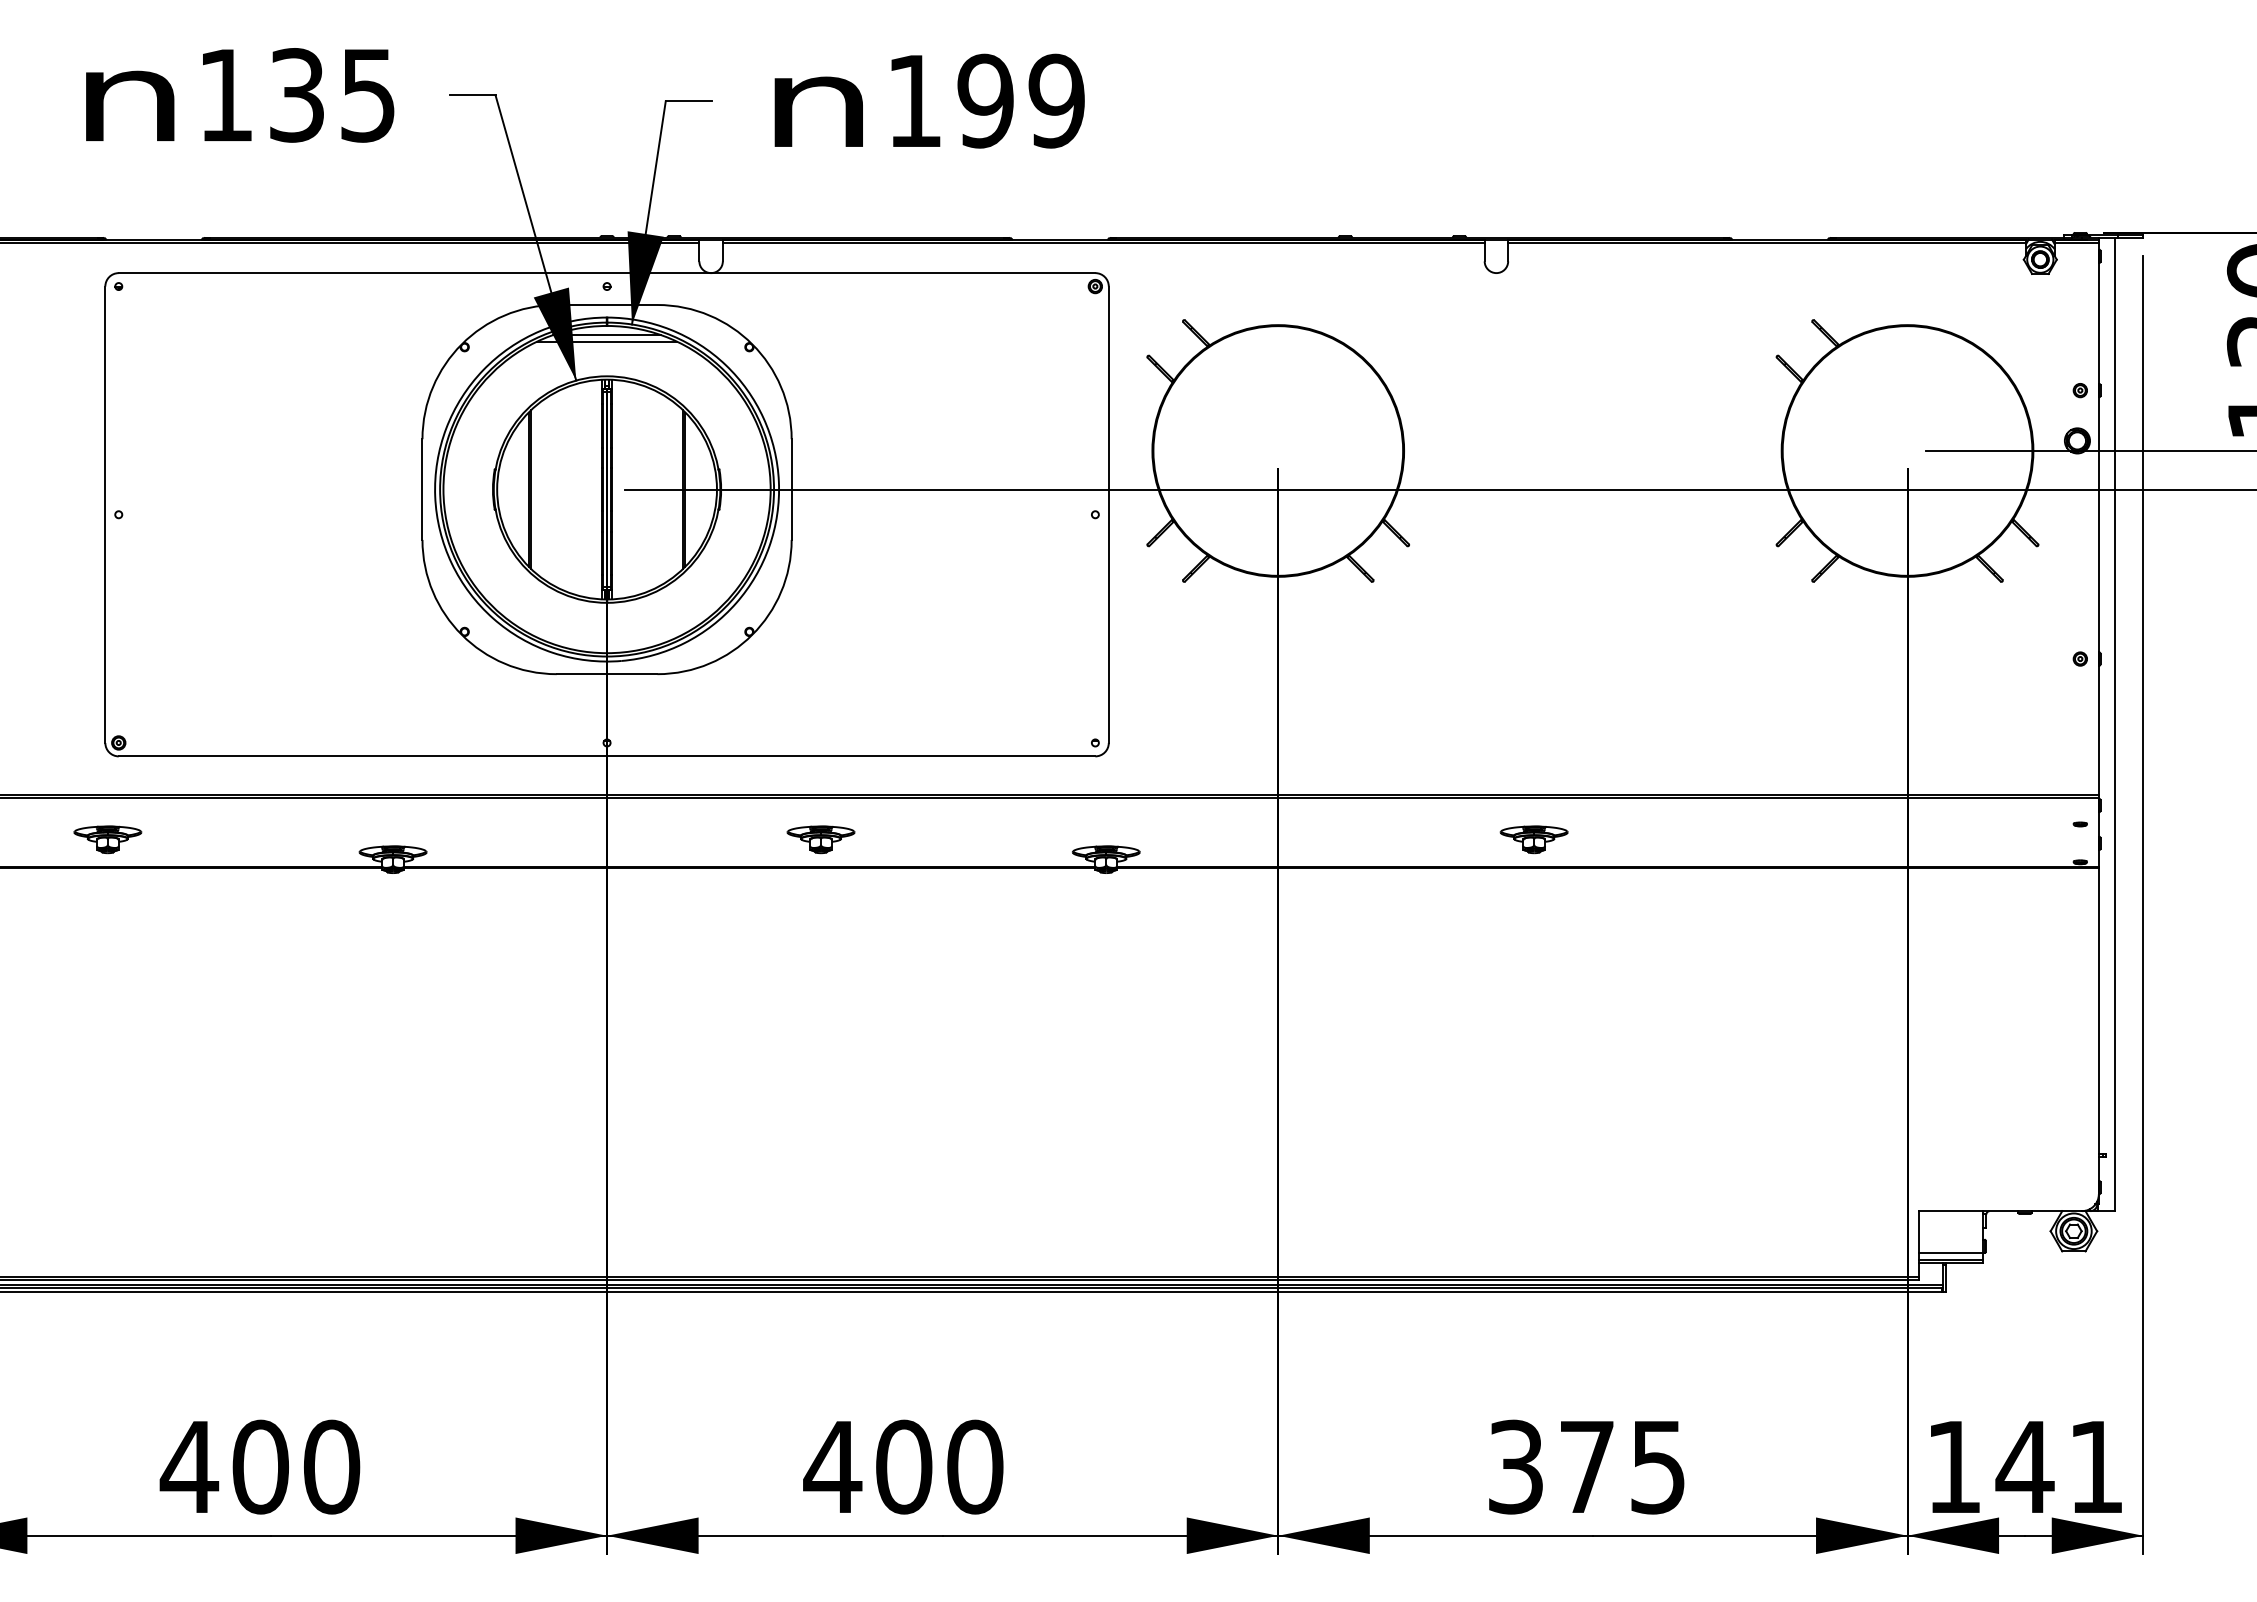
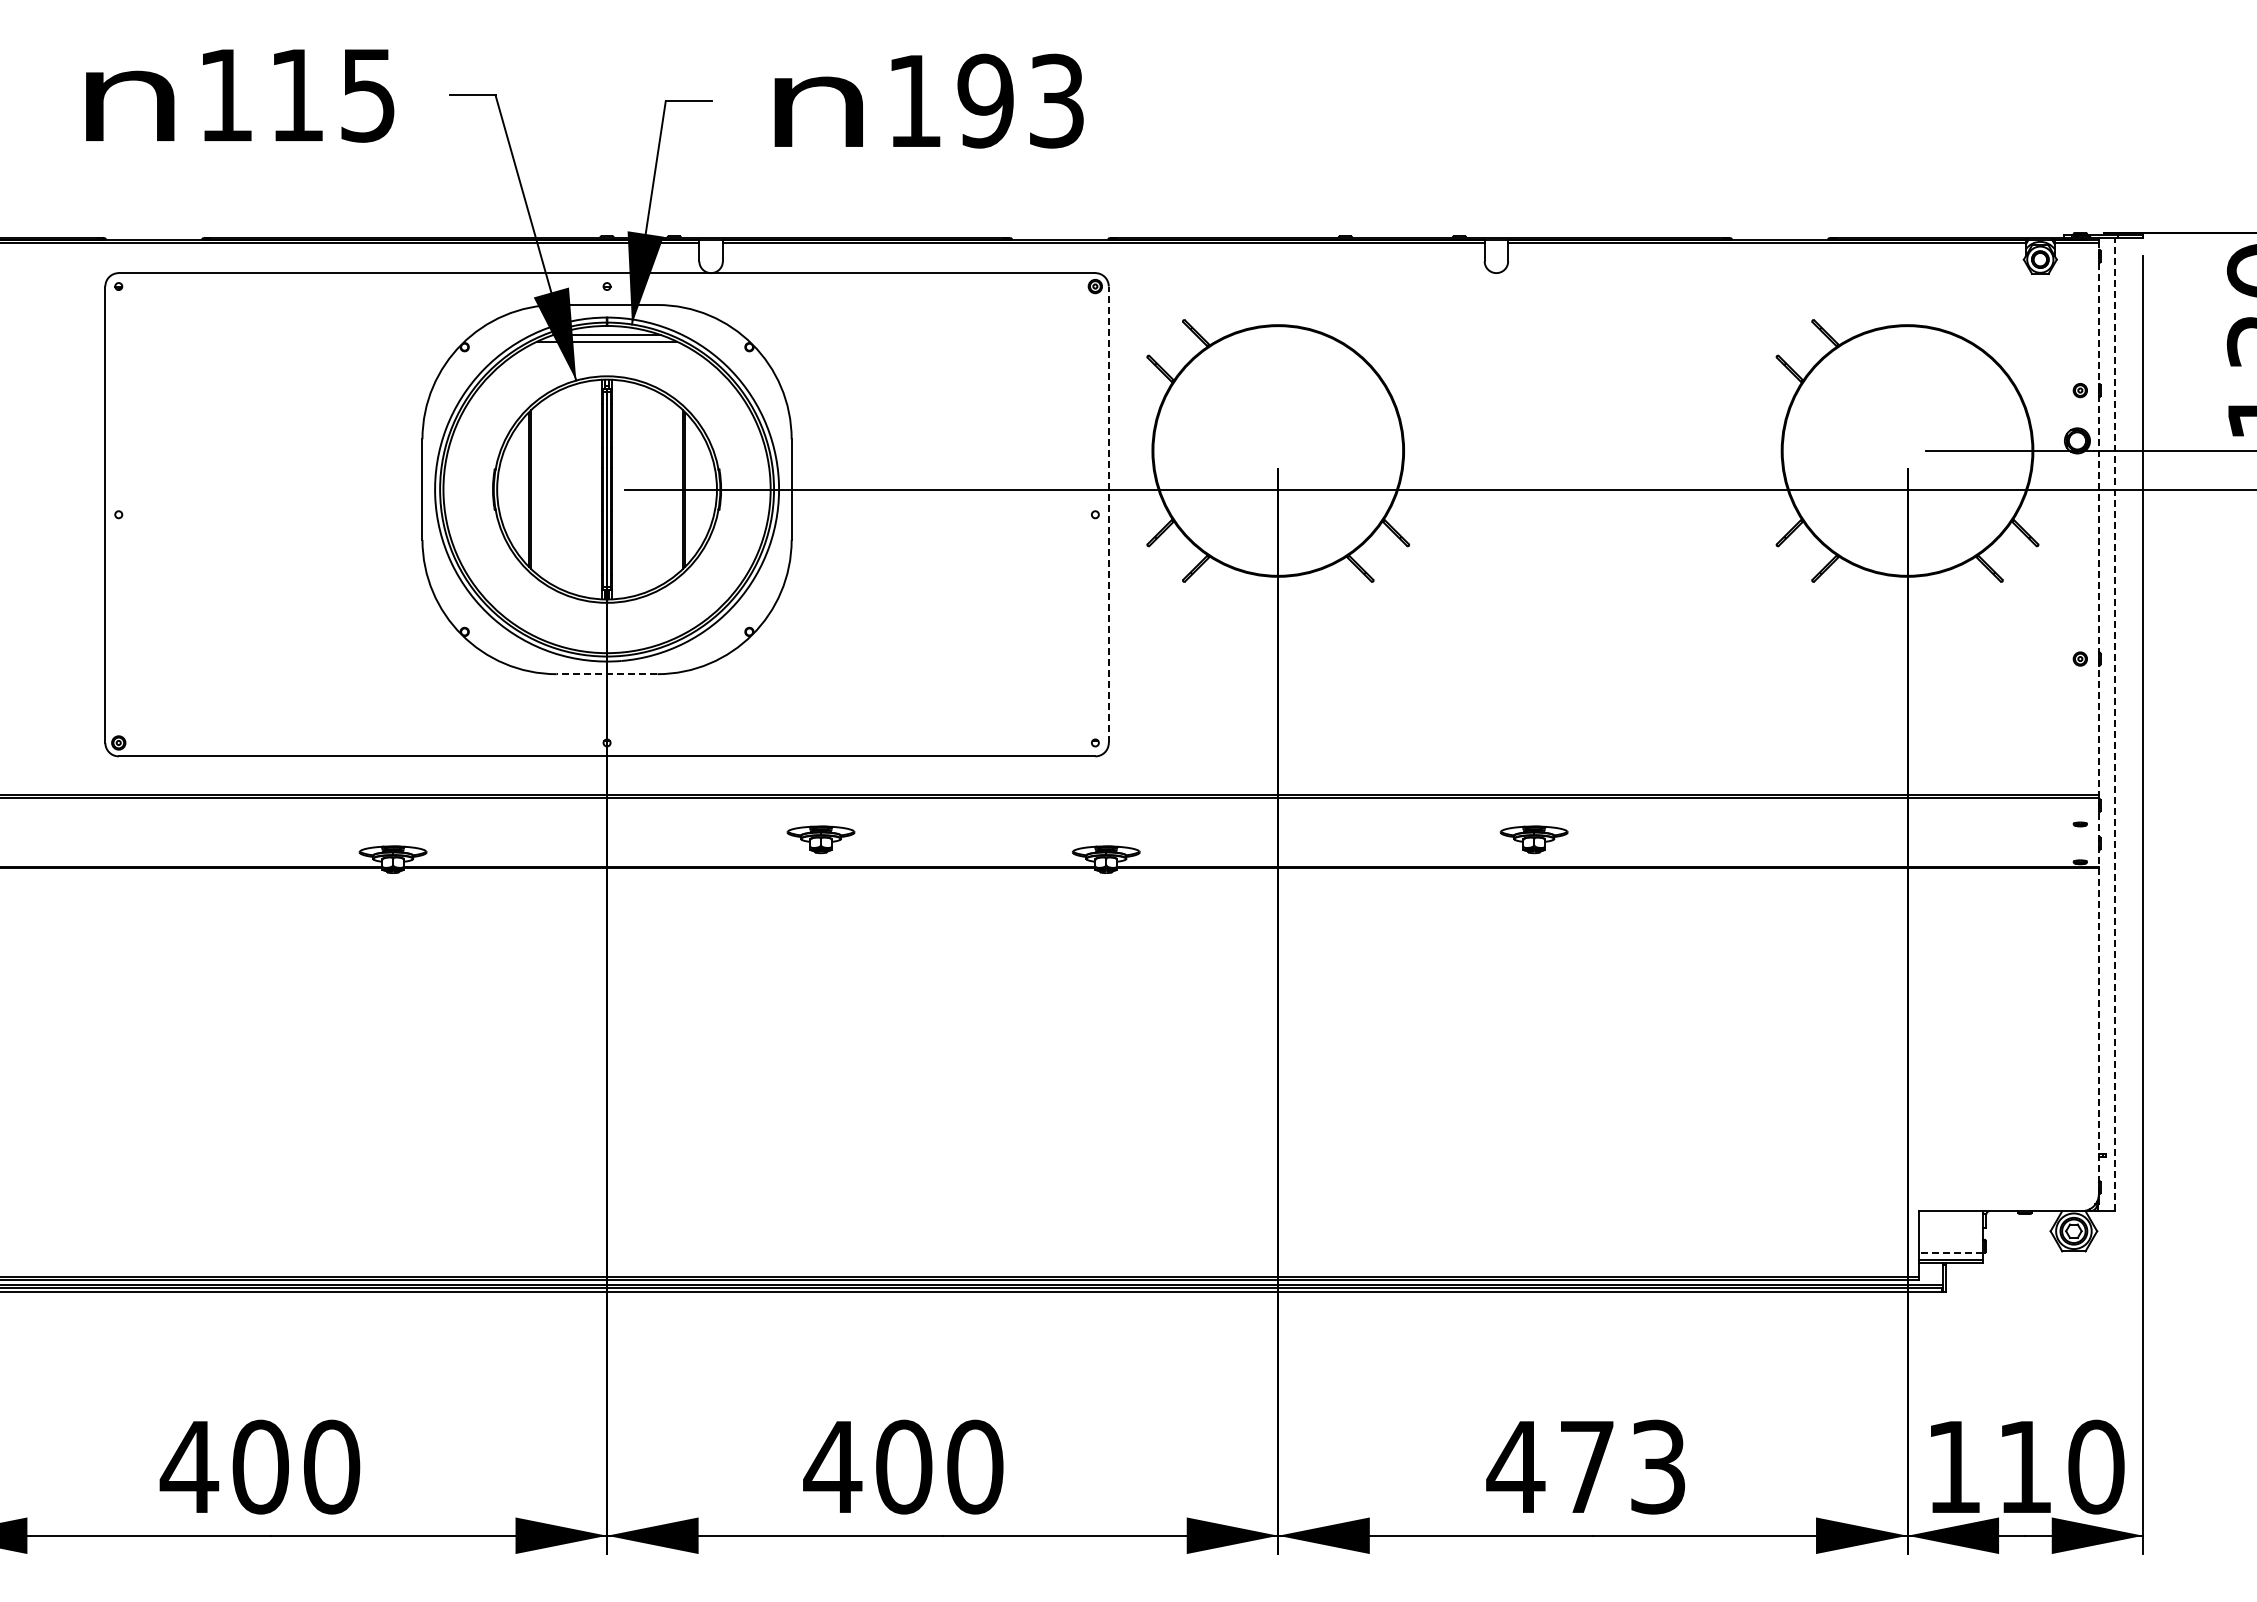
text: 135 -> 115 (296, 95)
text: 199 -> 193 (1056, 100)
line: solid -> dashed (1108, 514)
line: solid -> dashed (606, 674)
line: solid -> dashed (2098, 716)
line: solid -> dashed (2114, 724)
part: present -> none (107, 839)
line: solid -> dashed (1951, 1253)
text: 375 -> 473 (1585, 1466)
text: 141 -> 110 (2059, 1466)
